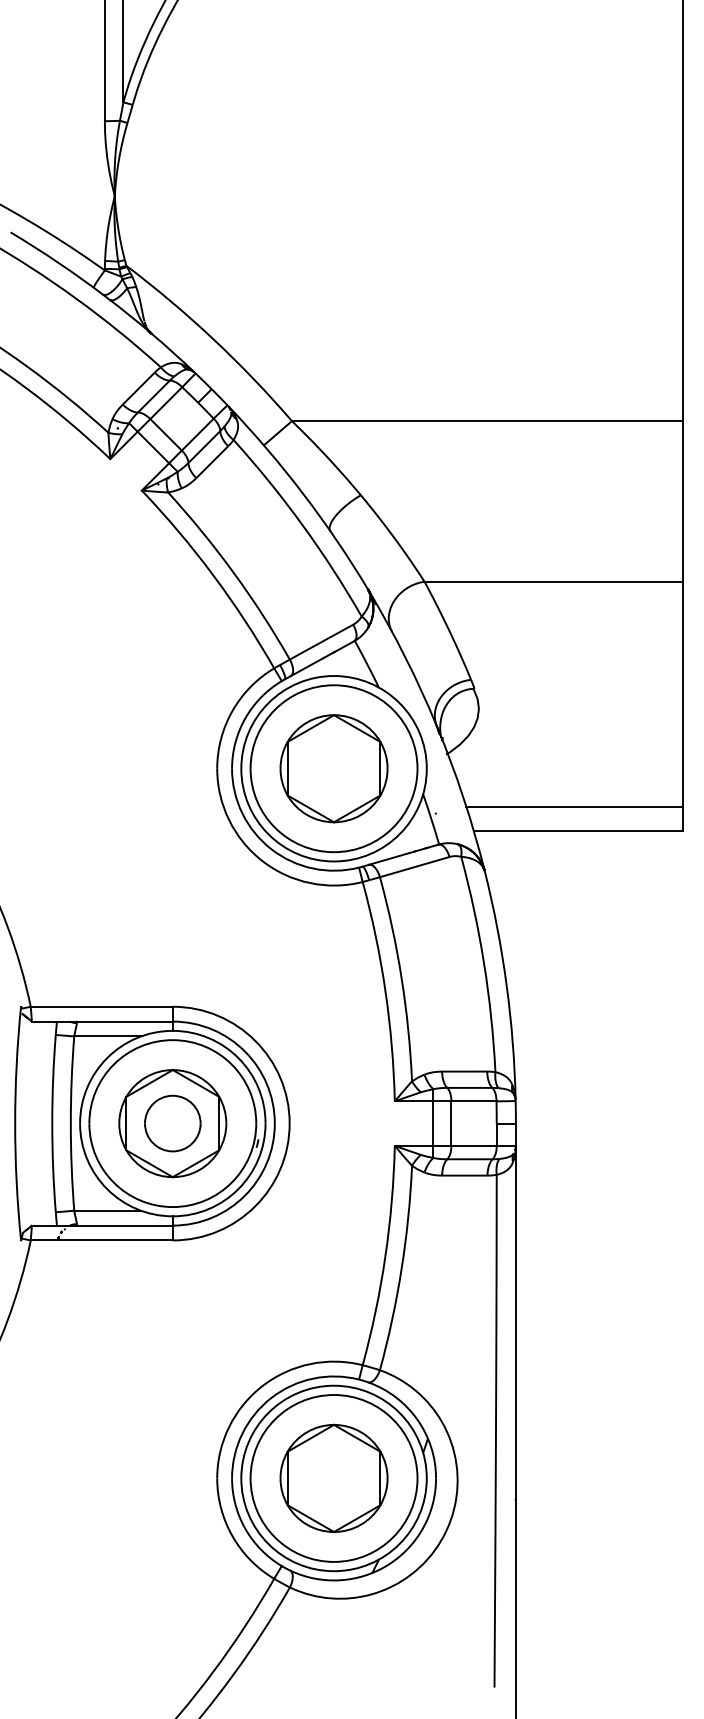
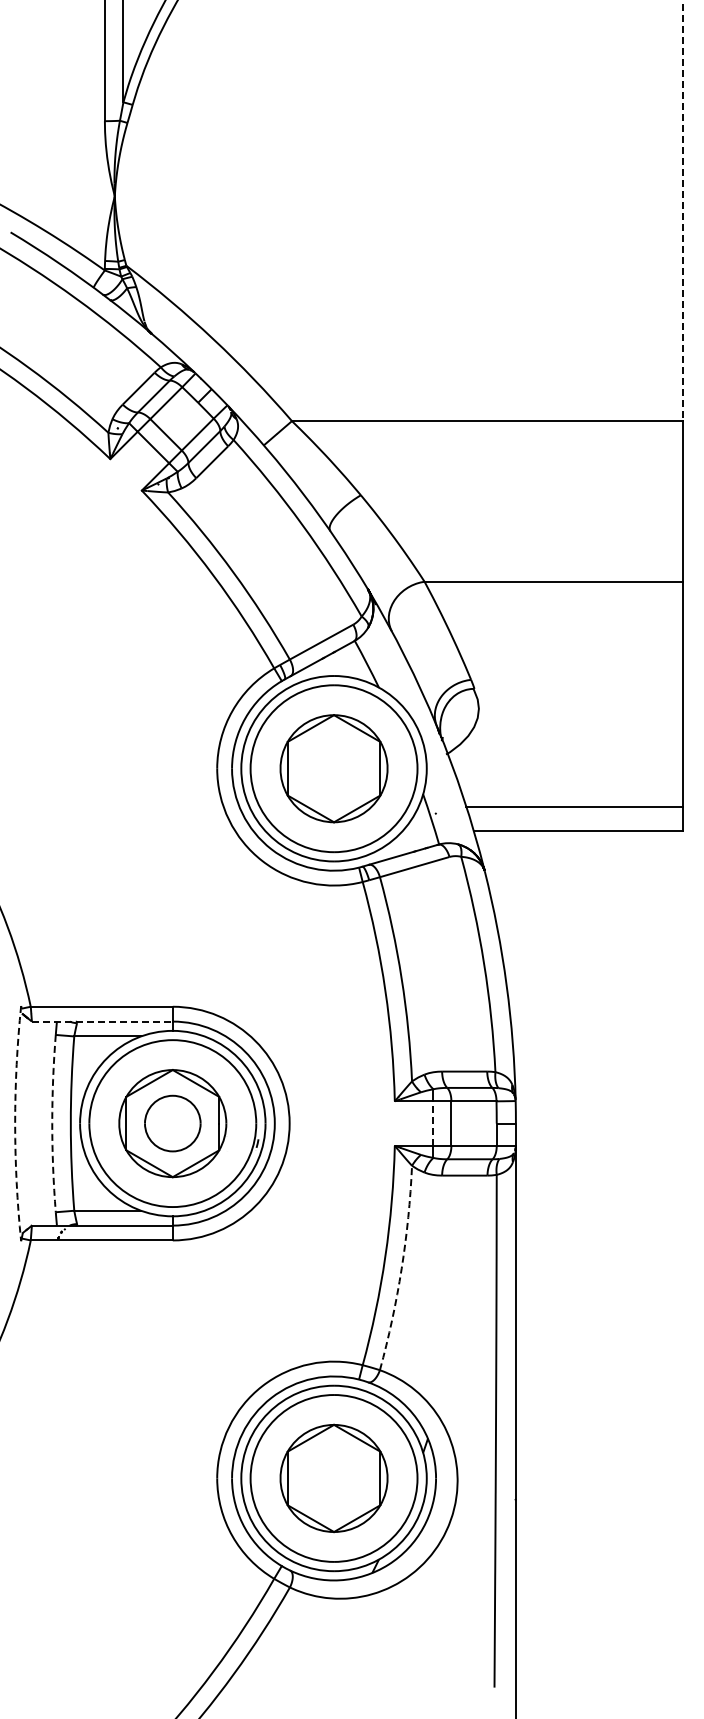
line: solid -> dashed (682, 211)
line: solid -> dashed (102, 1021)
arc: solid -> dashed (15, 1123)
arc: solid -> dashed (52, 1123)
line: solid -> dashed (433, 1123)
arc: solid -> dashed (401, 1268)
